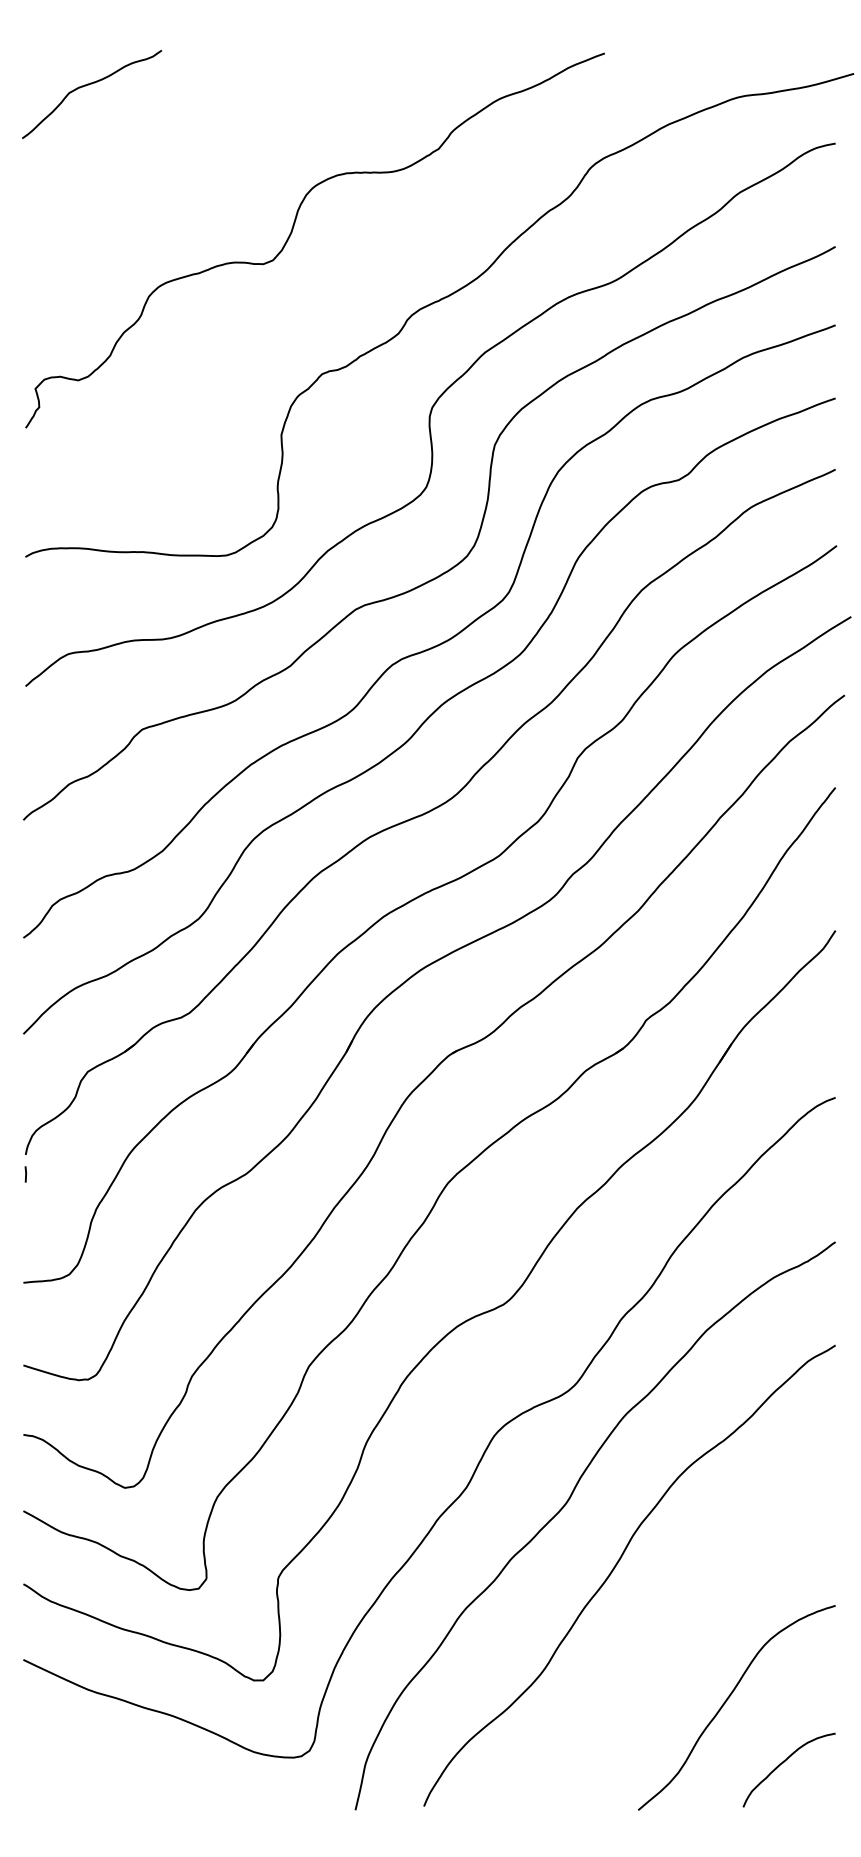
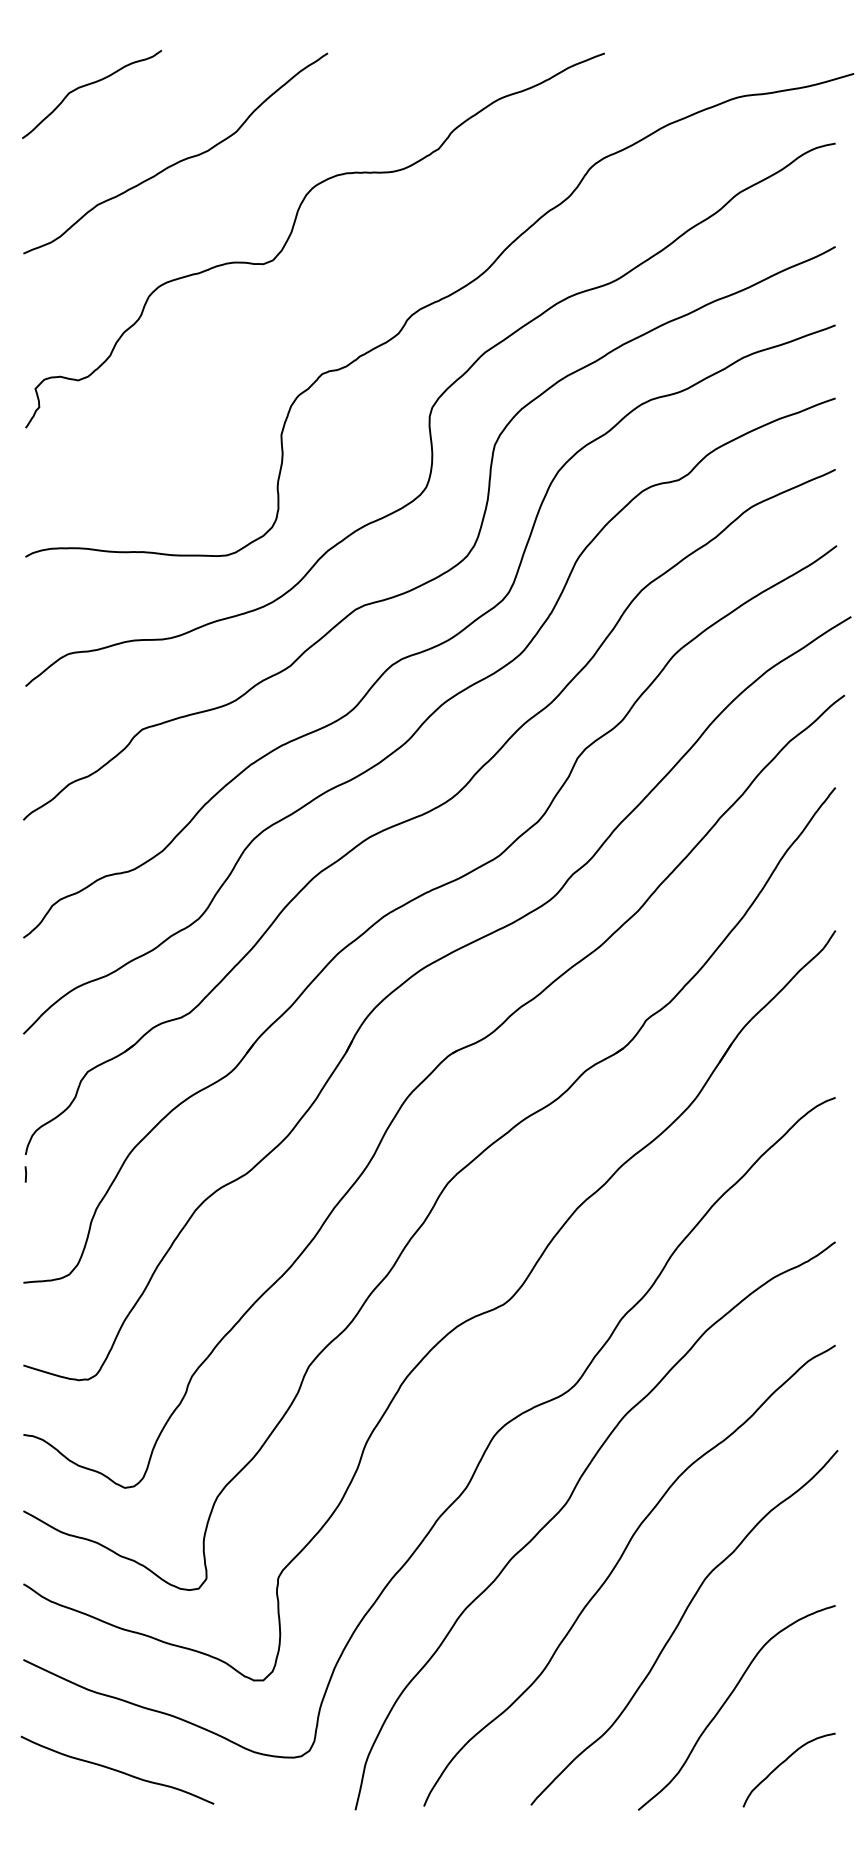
curve: none -> present (179, 160)
curve: none -> present (679, 1624)
curve: none -> present (117, 1769)
